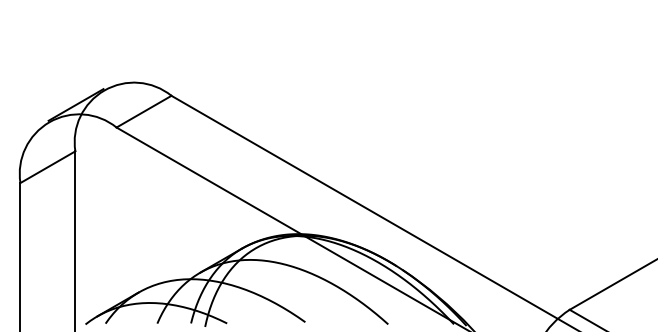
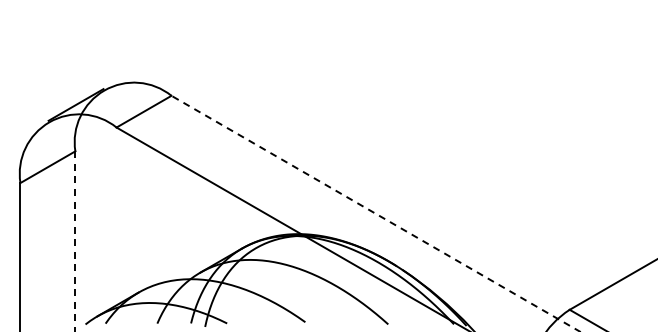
line: solid -> dashed (375, 213)
line: solid -> dashed (75, 241)
